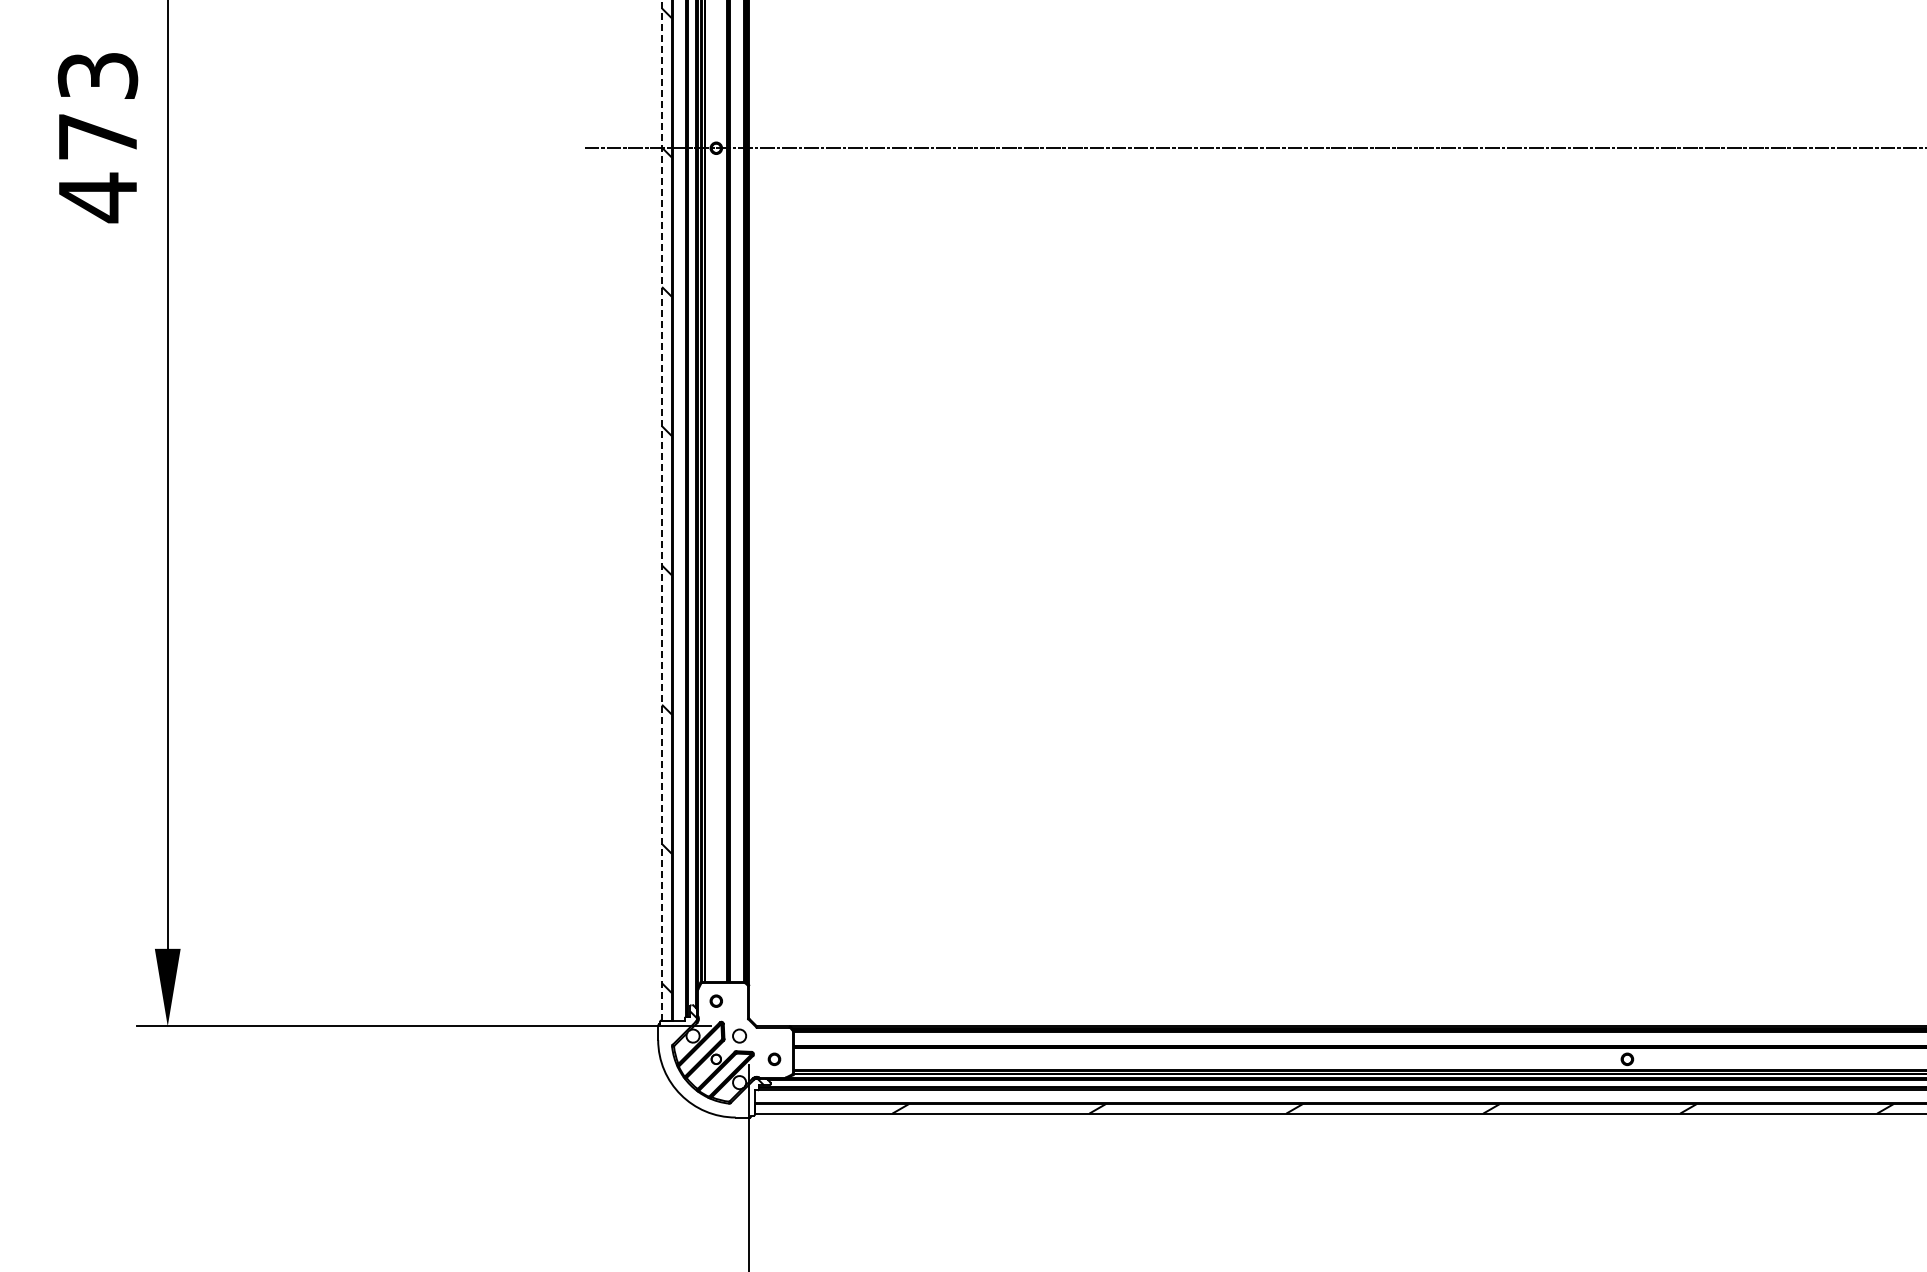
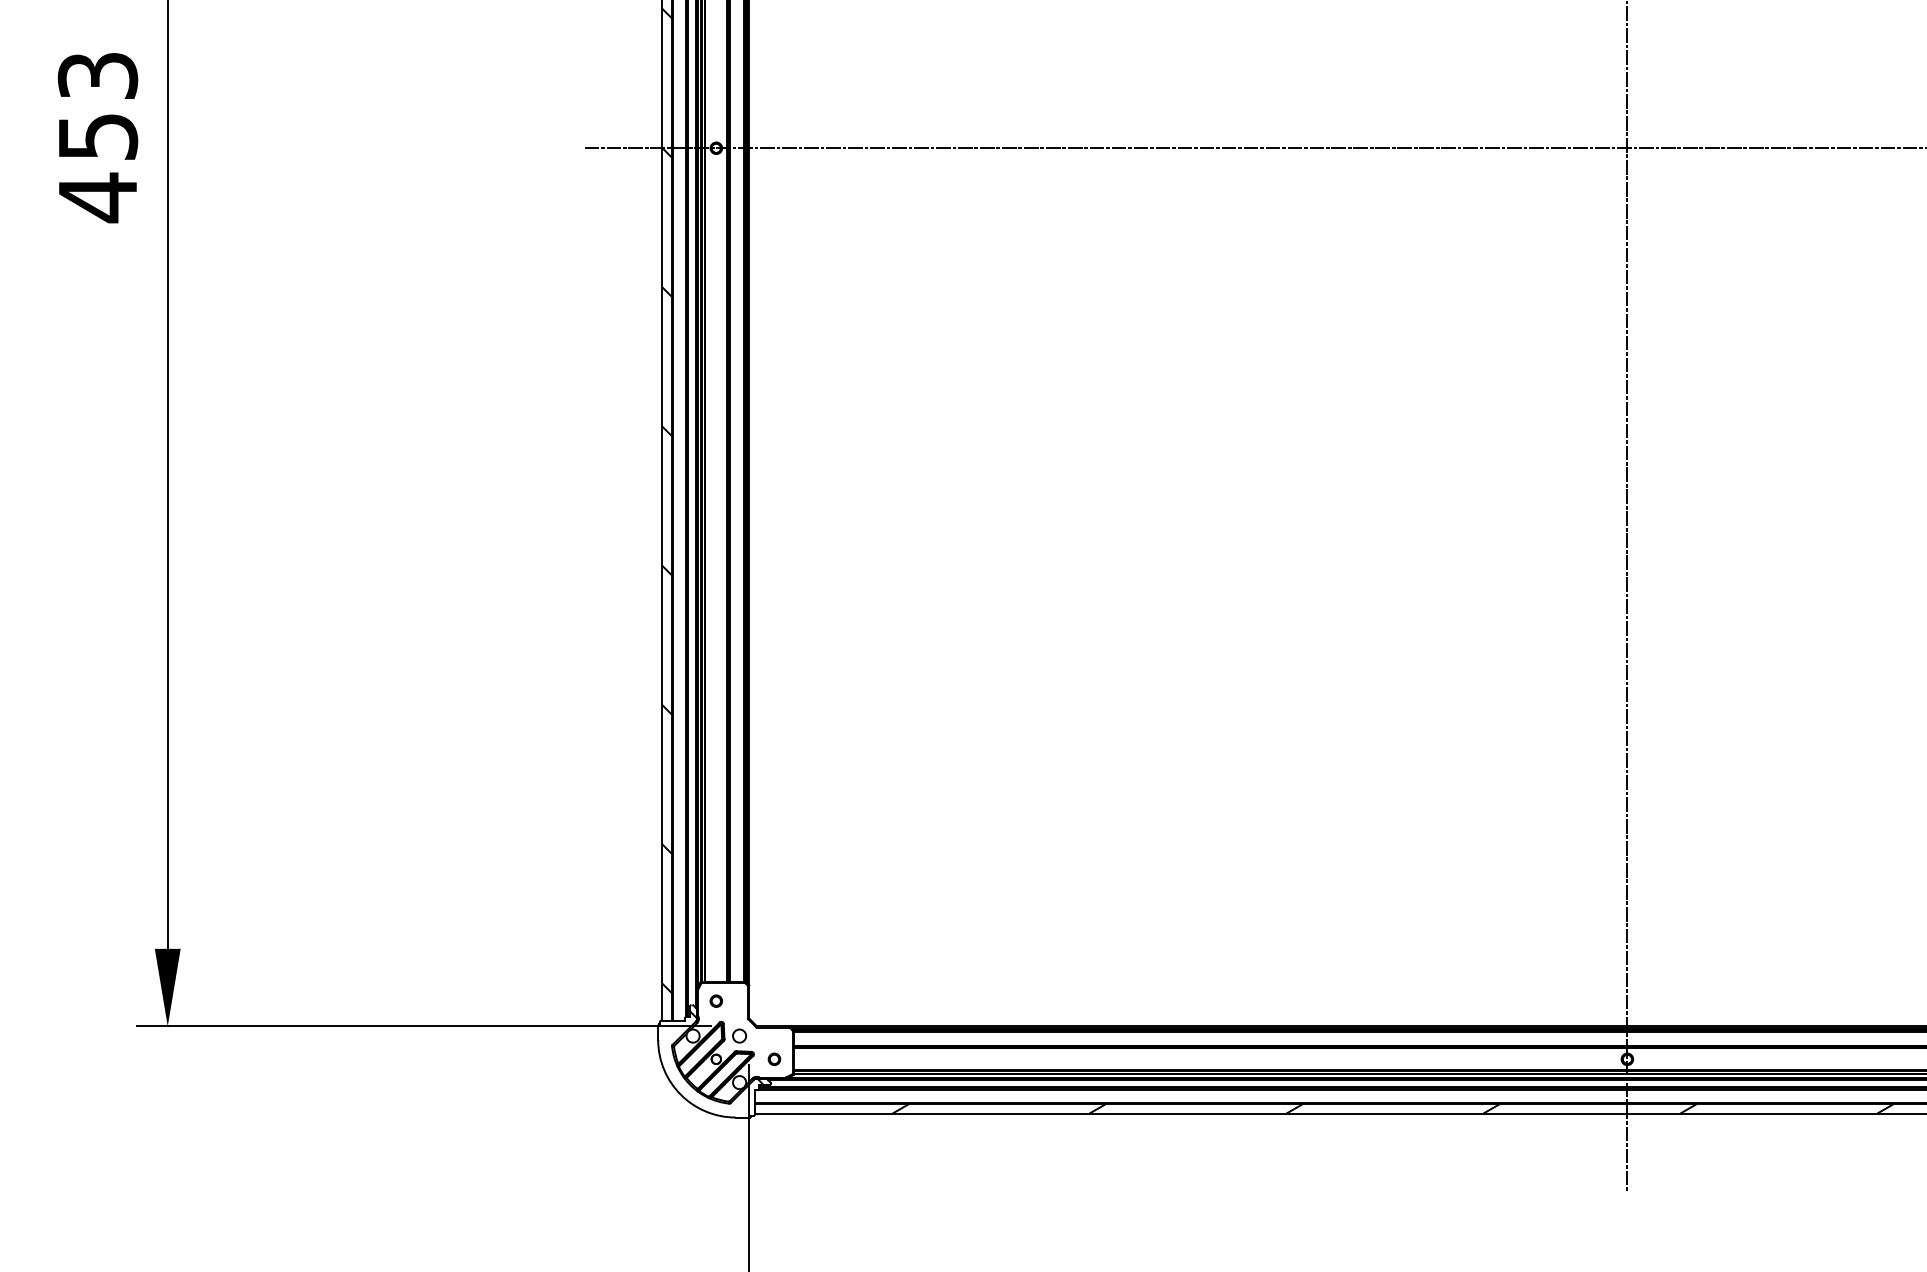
text: 473 -> 453 (98, 136)
line: dashed -> solid (662, 510)
line: none -> present (1627, 596)
